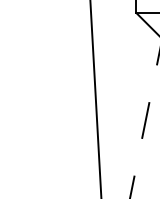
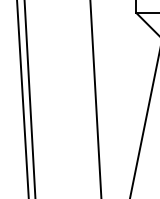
line: none -> present (22, 98)
line: none -> present (29, 98)
line: dashed -> solid (145, 124)
